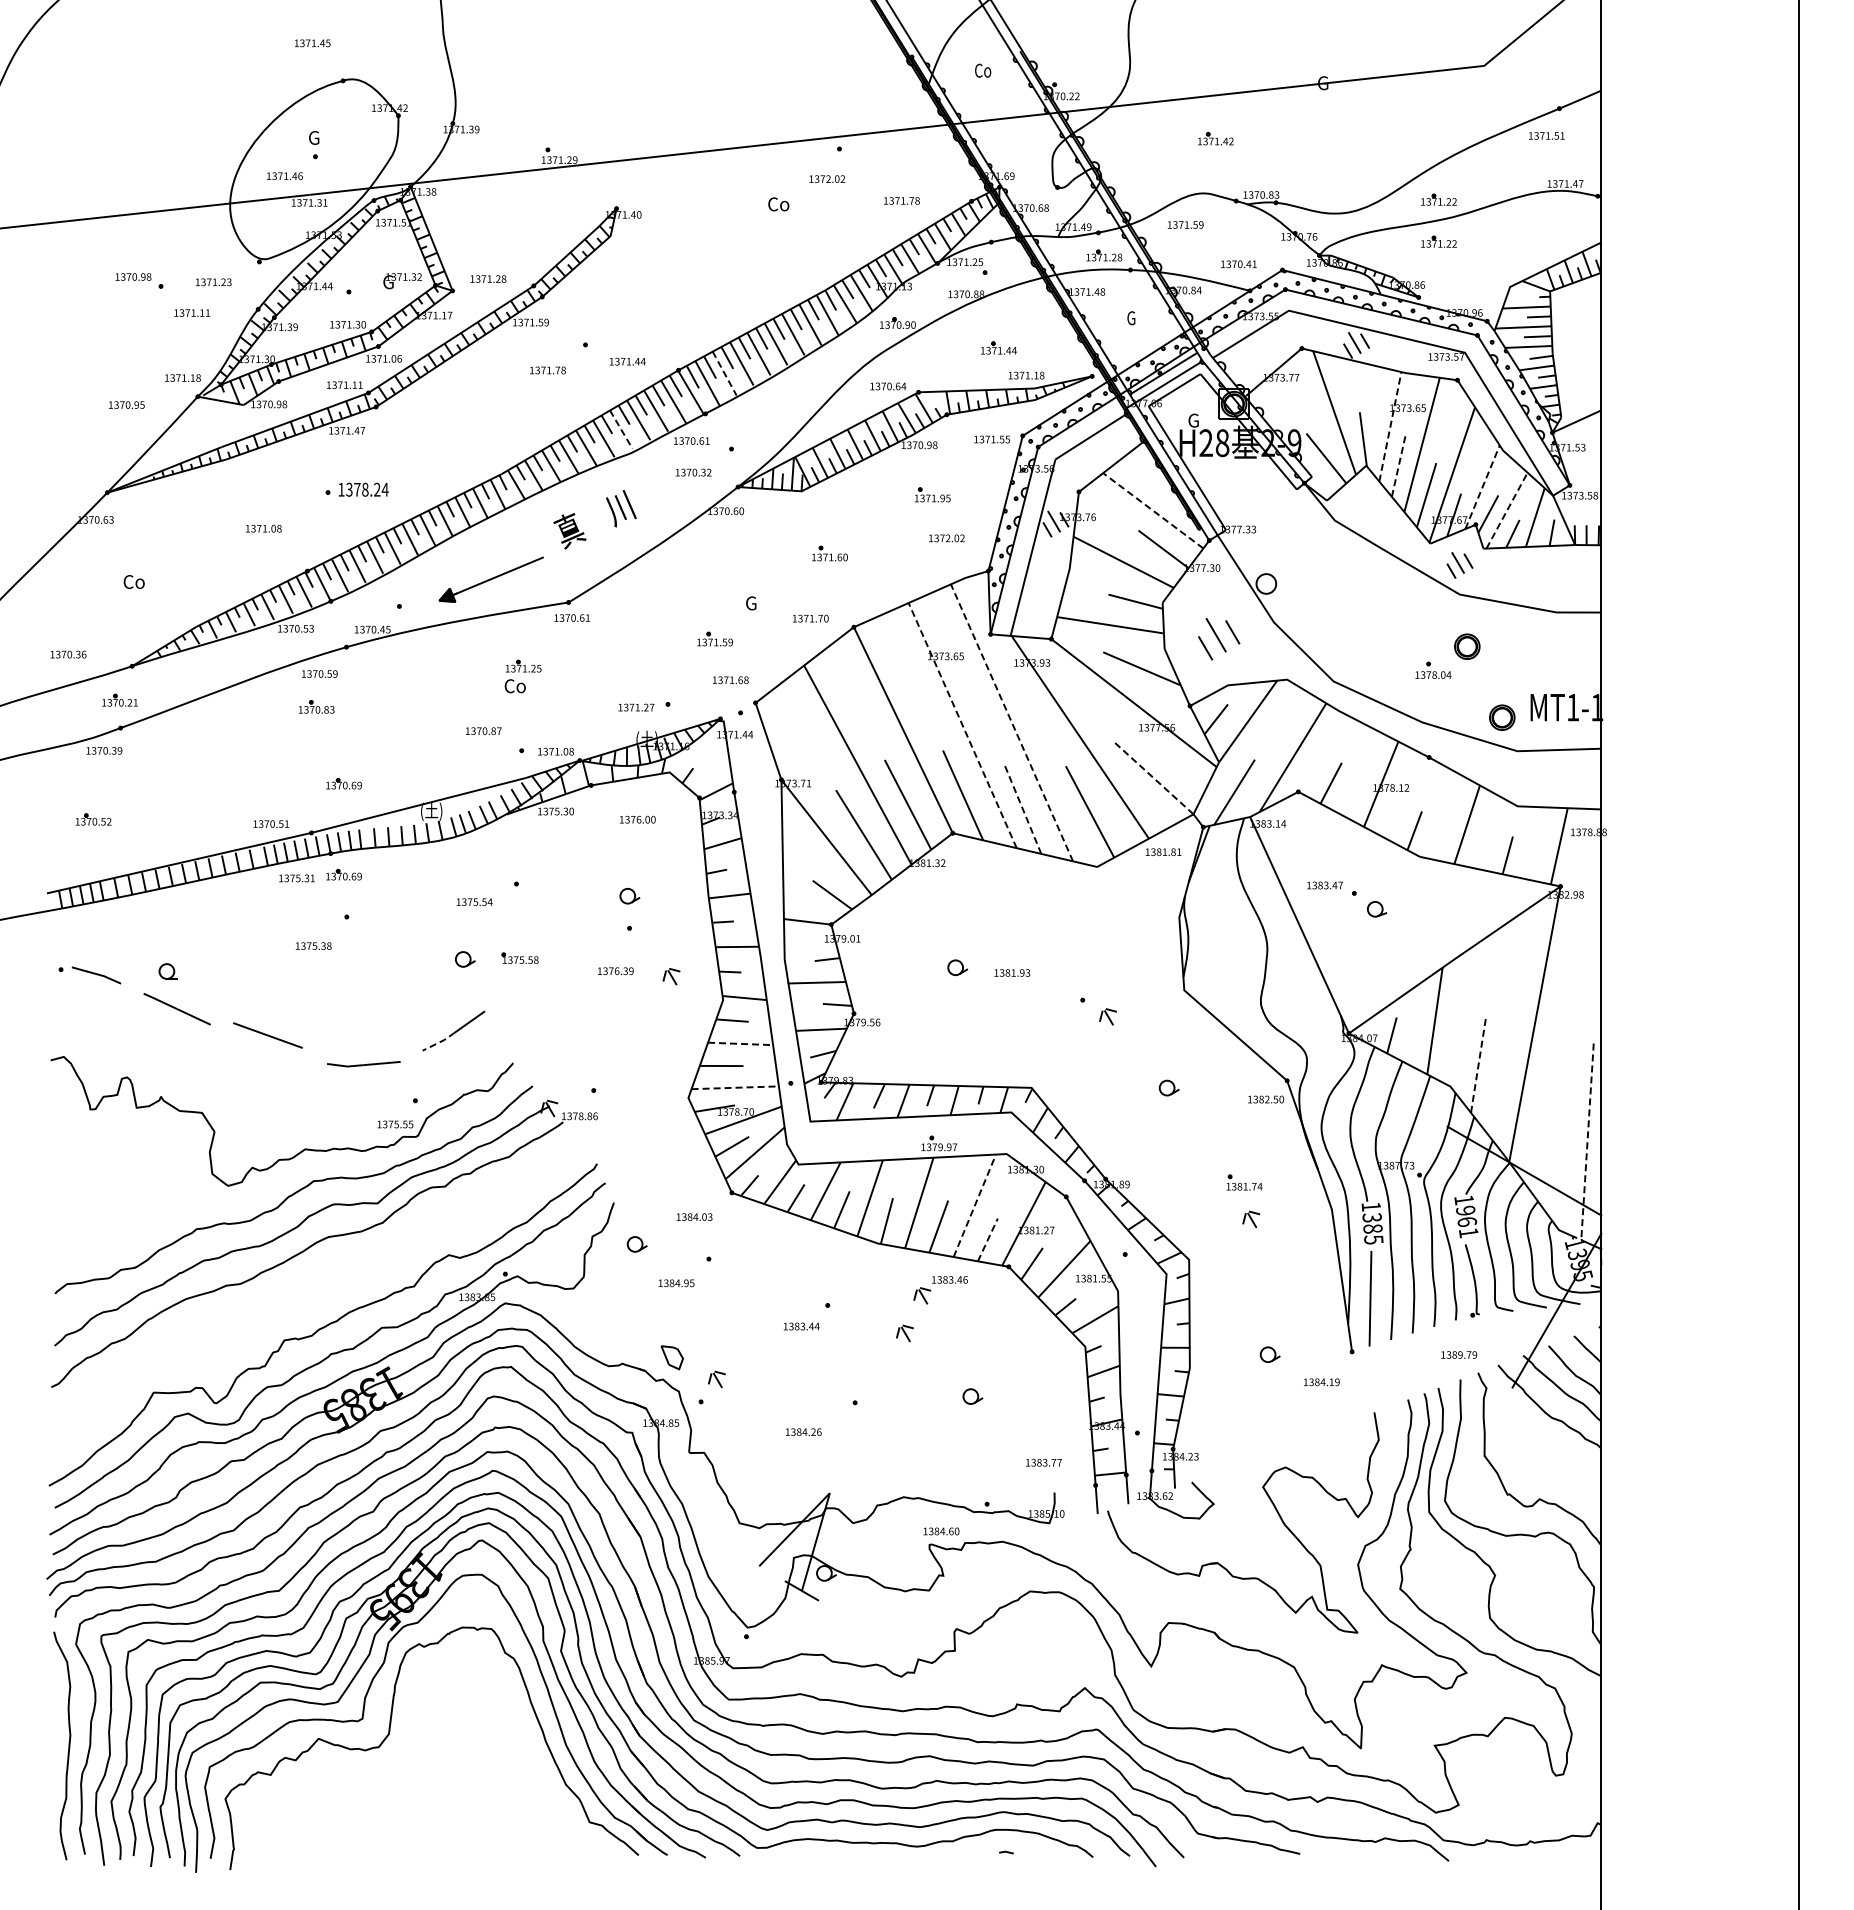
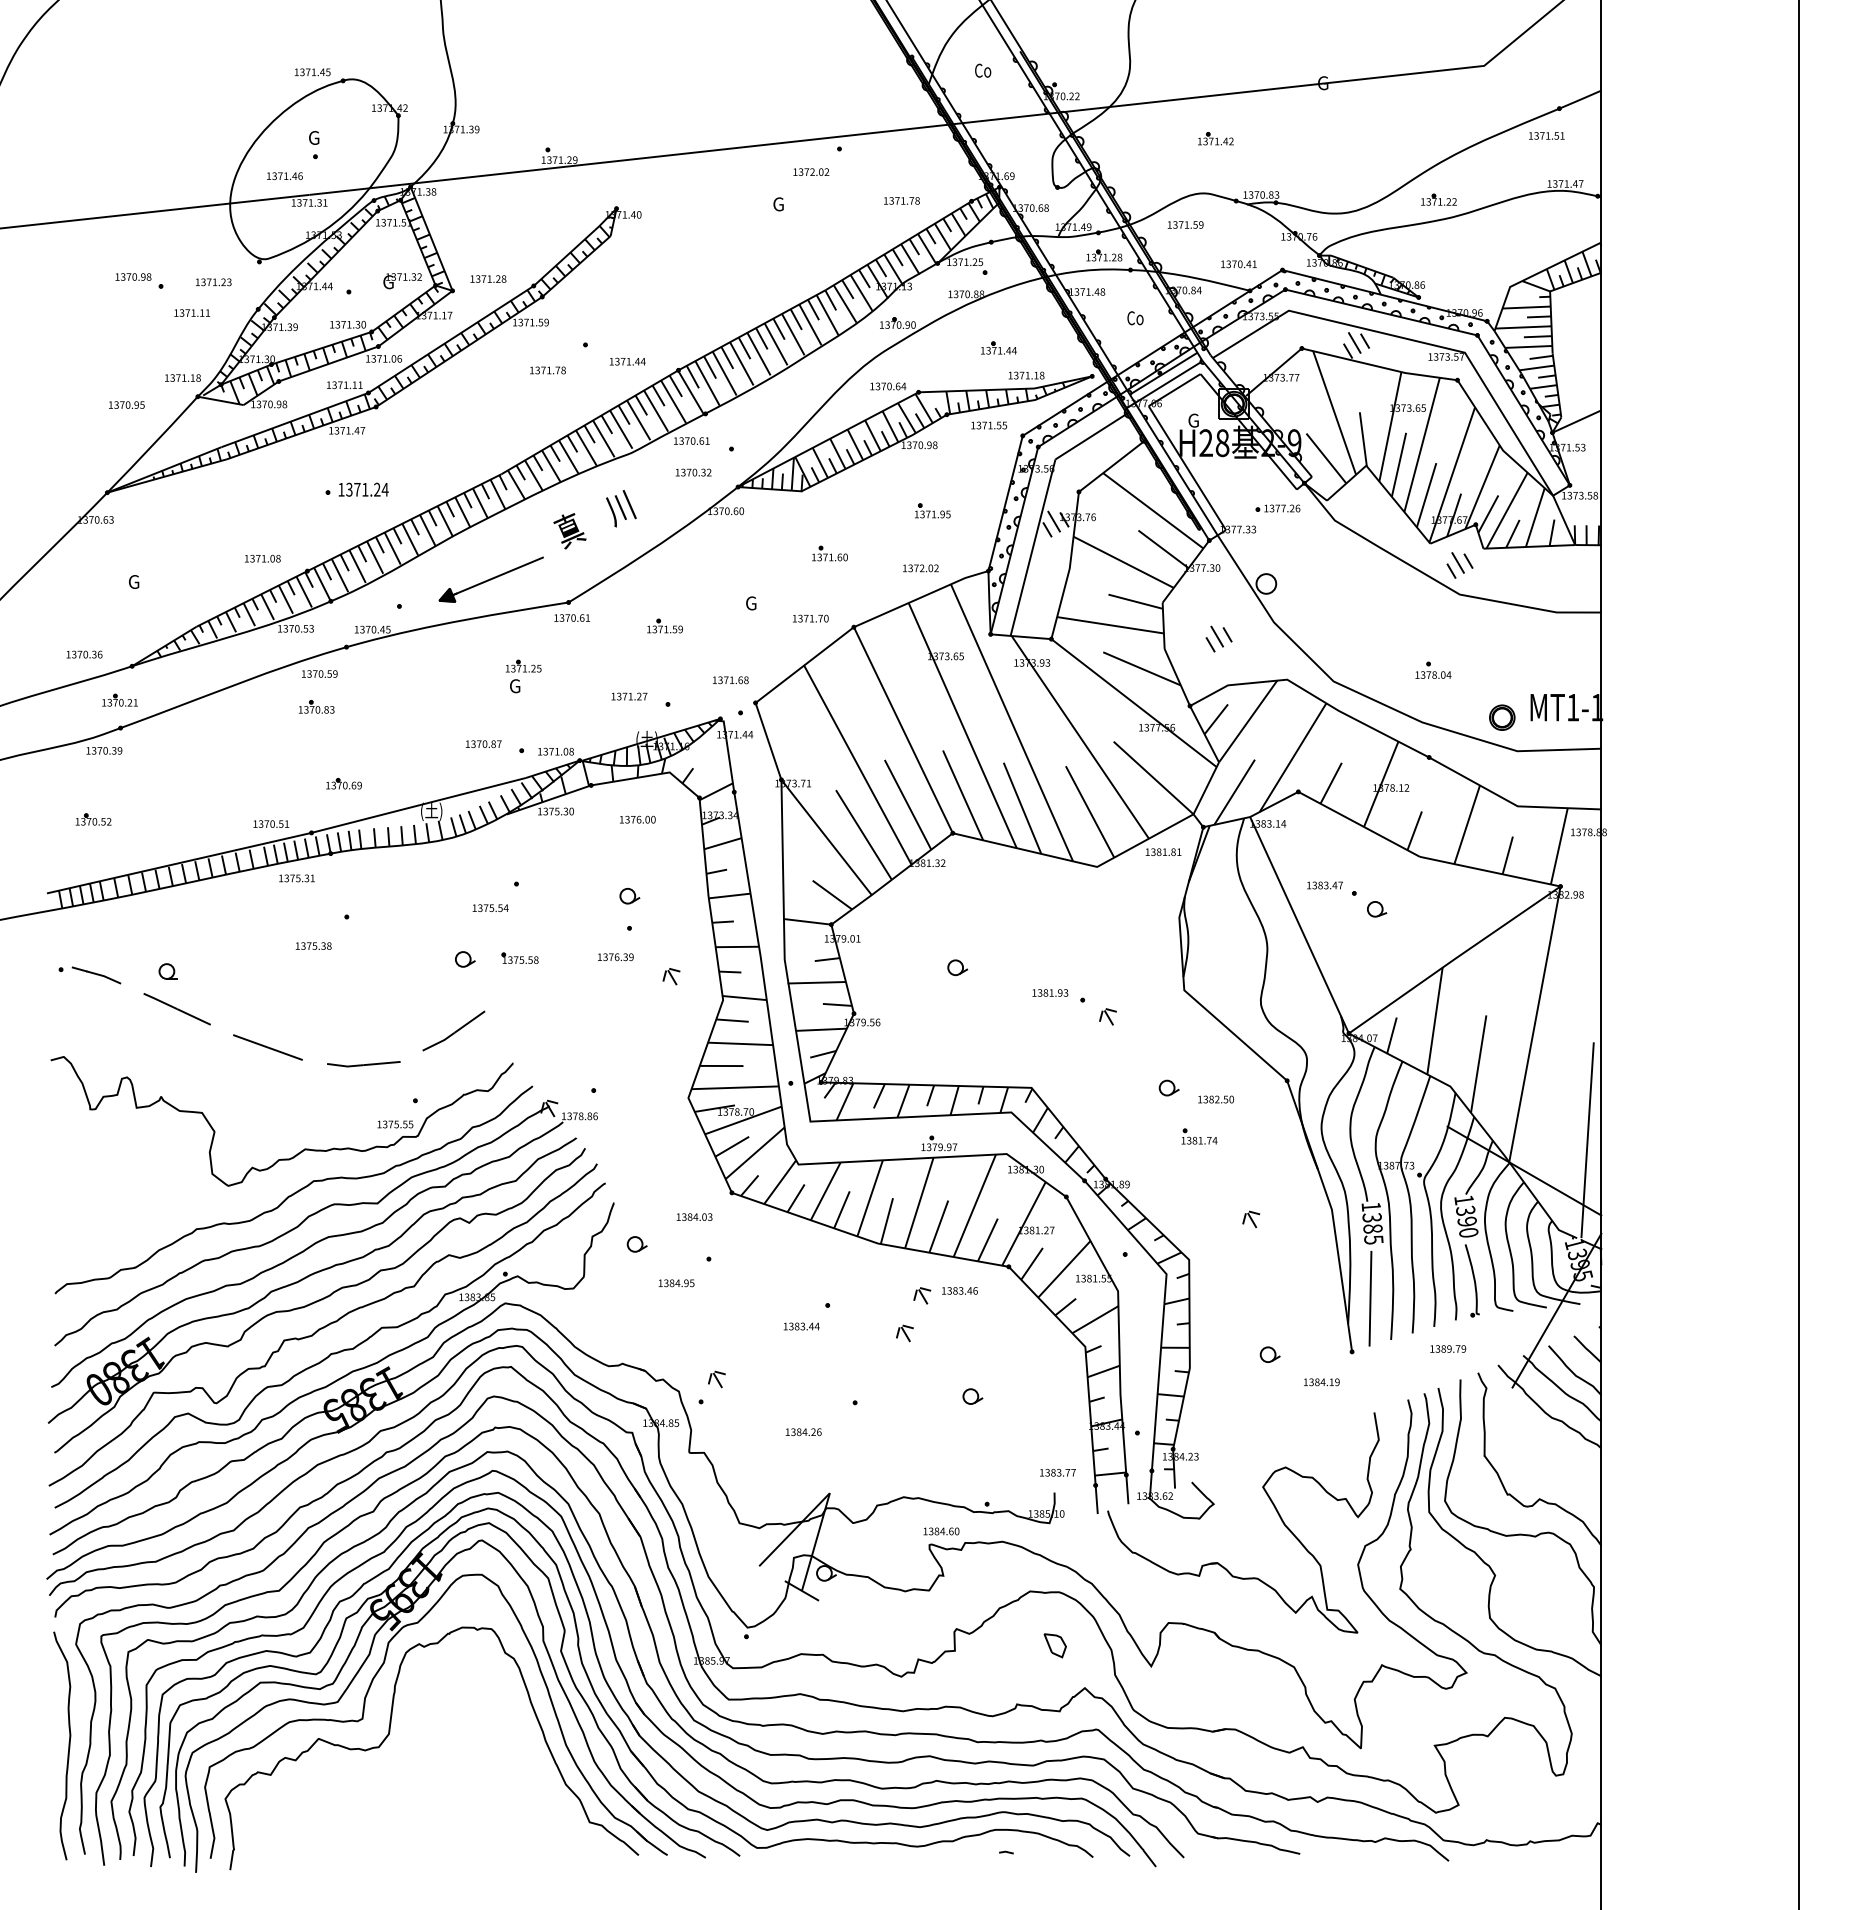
text position: (312, 43) -> (312, 72) (312, 72)
text position: (827, 178) -> (811, 171) (811, 171)
text: Co -> G (778, 204)
part: present -> none (1438, 241)
text: G -> Co (1137, 318)
line: dashed -> solid (724, 373)
line: dashed -> solid (1390, 426)
line: dashed -> solid (621, 430)
text position: (992, 439) -> (989, 425) (989, 425)
line: dashed -> solid (1399, 464)
line: dashed -> solid (1482, 486)
text: 1378.24 -> 1371.24 (365, 489)
part position: (932, 494) -> (932, 510) (932, 510)
part: none -> present (1277, 508)
line: dashed -> solid (1153, 510)
line: dashed -> solid (1507, 510)
text position: (263, 528) -> (262, 558) (262, 558)
text position: (946, 538) -> (920, 568) (920, 568)
text: Co -> G (133, 581)
part position: (714, 638) -> (664, 625) (664, 625)
part size: 43x43 px -> 28x28 px (1218, 638)
part: present -> none (1467, 646)
text position: (68, 654) -> (84, 654) (84, 654)
text: Co -> G (514, 686)
text position: (636, 707) -> (629, 696) (629, 696)
line: dashed -> solid (1011, 722)
line: dashed -> solid (962, 725)
text position: (483, 730) -> (483, 743) (483, 743)
line: dashed -> solid (1153, 778)
line: dashed -> solid (1022, 807)
part: present -> none (343, 874)
text position: (474, 901) -> (490, 907) (490, 907)
text position: (615, 971) -> (615, 957) (615, 957)
text position: (1012, 972) -> (1050, 992) (1050, 992)
line position: (267, 1035) -> (267, 1047) (267, 1047)
line: dashed -> solid (439, 1042)
line: dashed -> solid (740, 1043)
line: dashed -> solid (1478, 1063)
line: dashed -> solid (735, 1087)
text position: (1265, 1099) -> (1215, 1099) (1215, 1099)
line: dashed -> solid (1587, 1139)
part position: (1244, 1182) -> (1199, 1136) (1199, 1136)
line: dashed -> solid (975, 1205)
text: 1961 -> 1390 (1467, 1221)
line: dashed -> solid (987, 1239)
text position: (949, 1279) -> (959, 1290) (959, 1290)
part: none -> present (316, 1295)
text position: (1459, 1354) -> (1448, 1348) (1448, 1348)
part position: (671, 1357) -> (1054, 1645) (1054, 1645)
text position: (1043, 1462) -> (1057, 1472) (1057, 1472)
